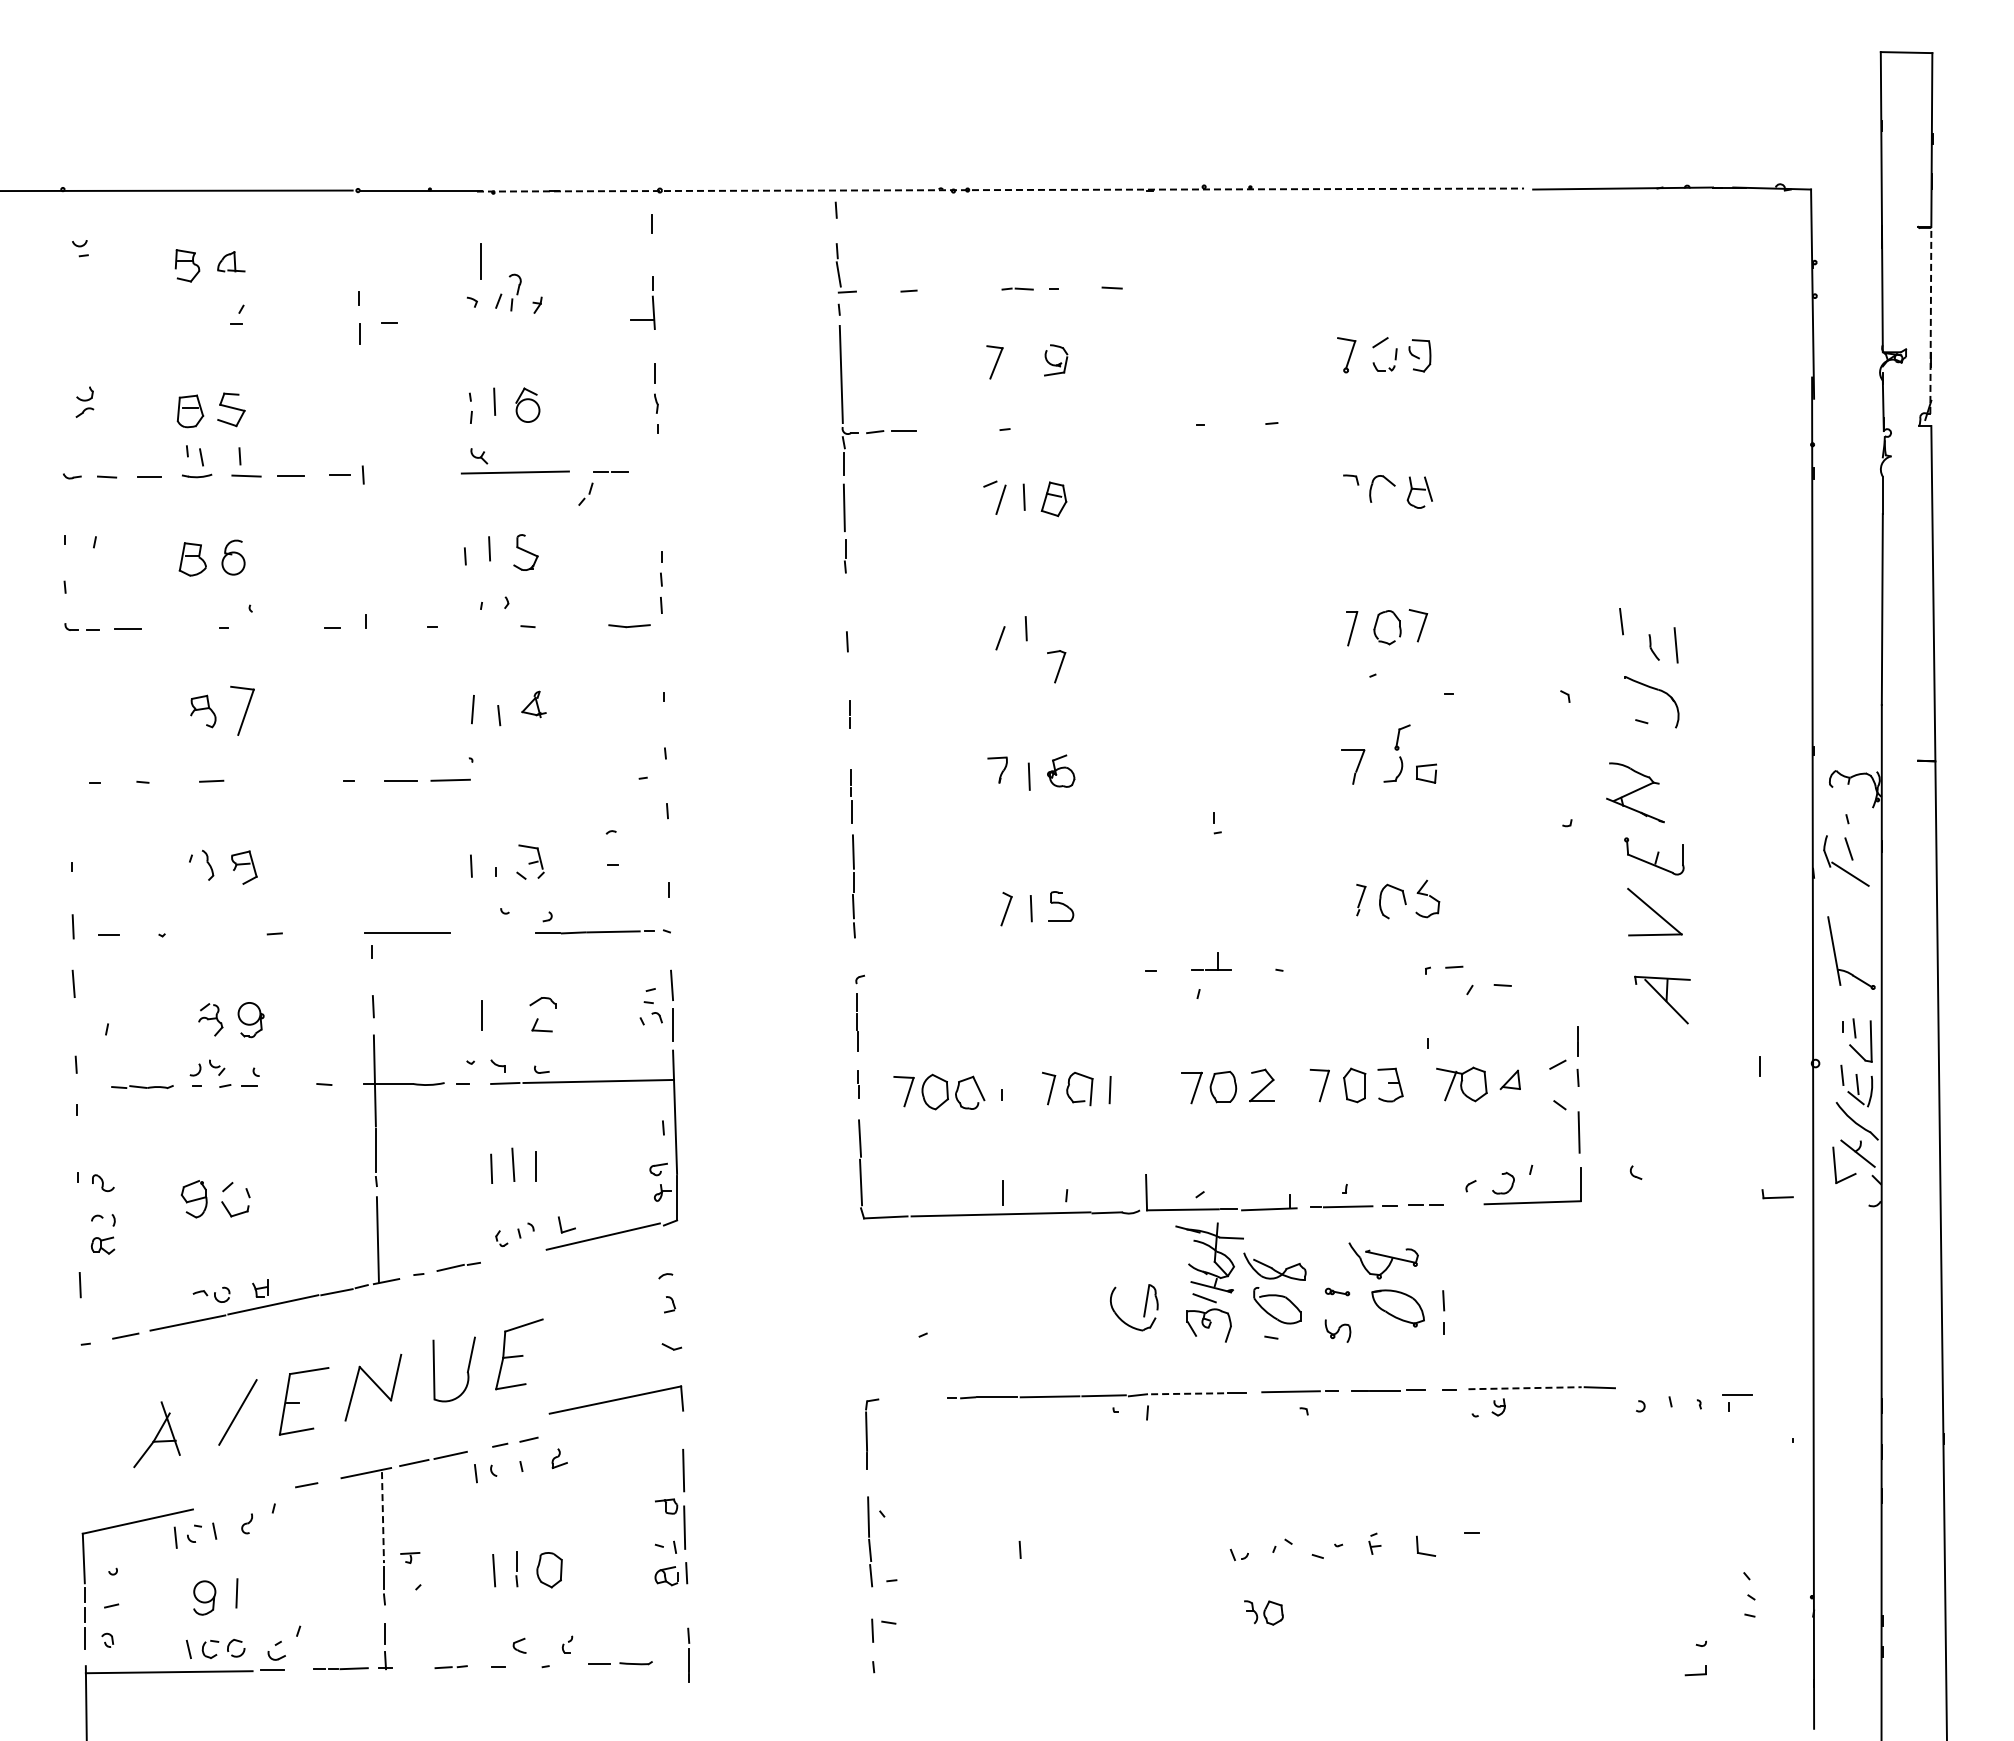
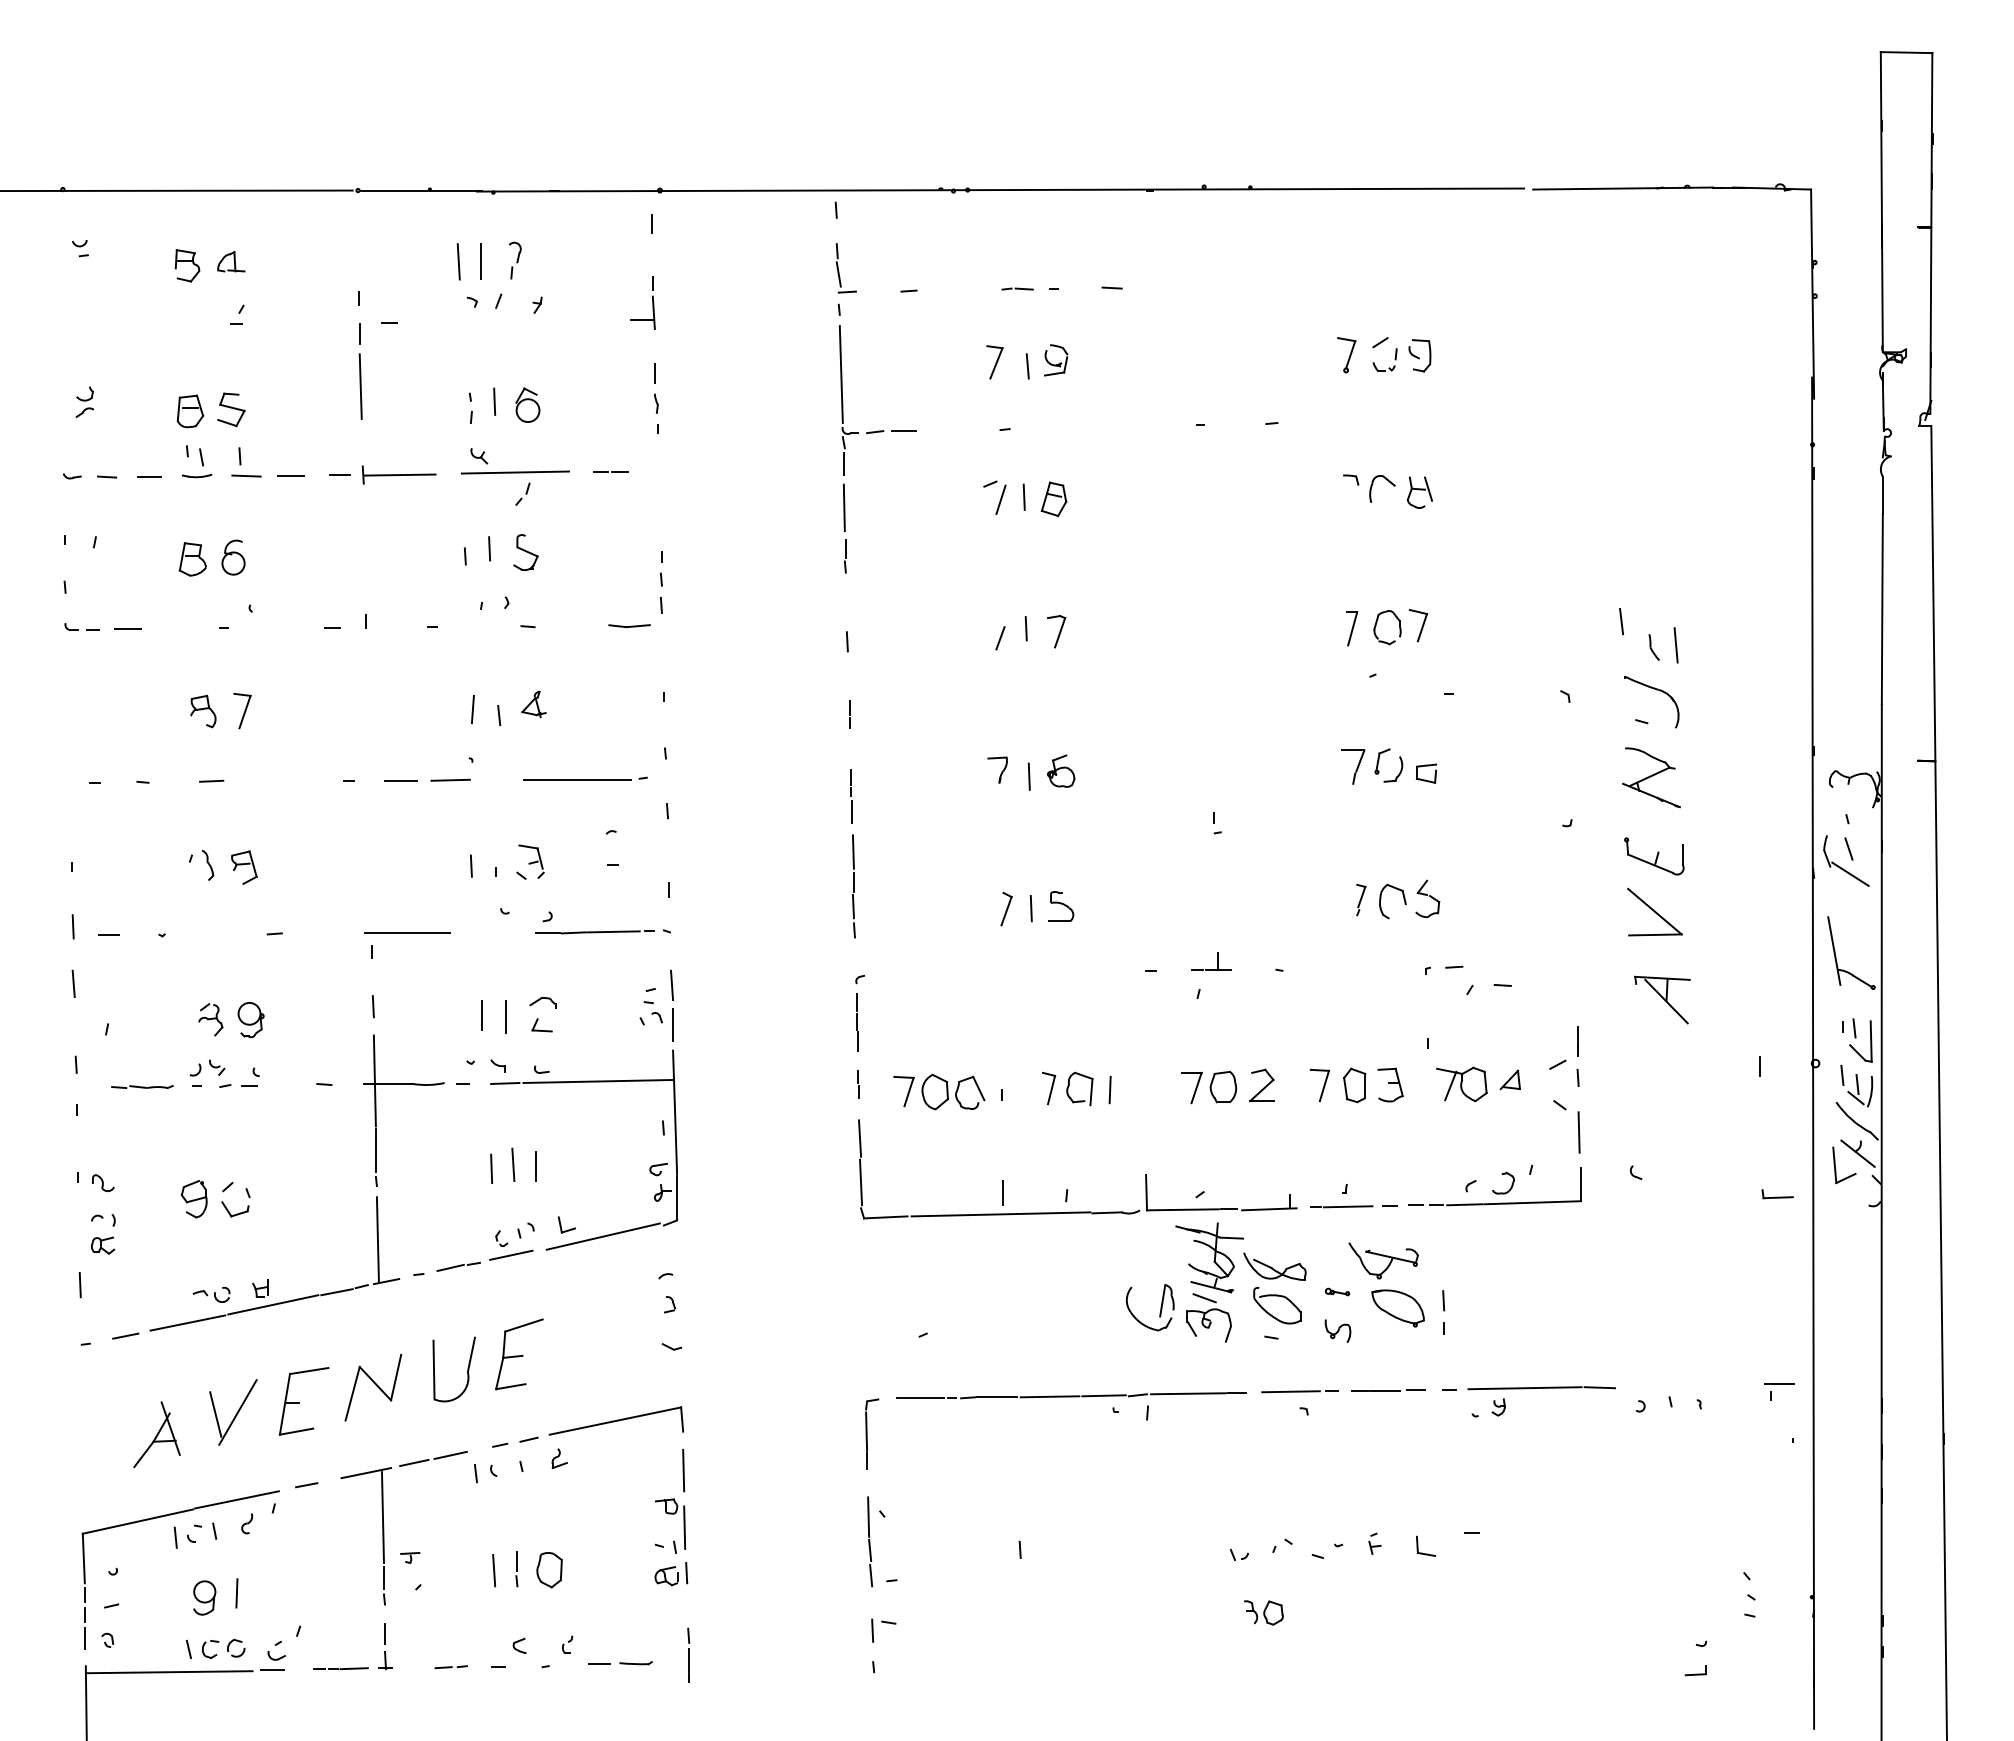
line: dashed -> solid (1000, 190)
line: none -> present (458, 261)
part position: (514, 292) -> (514, 260) (514, 260)
line: dashed -> solid (1930, 320)
line: none -> present (1027, 366)
line: none -> present (360, 386)
line: none -> present (399, 474)
part position: (585, 493) -> (522, 493) (522, 493)
part position: (1056, 666) -> (1056, 631) (1056, 631)
part size: 25x51 px -> 19x37 px (242, 711)
part position: (1402, 737) -> (1382, 761) (1382, 761)
line: none -> present (577, 779)
part position: (1635, 792) -> (1651, 777) (1651, 777)
line: none -> present (506, 1017)
line: none -> present (1464, 1204)
line: none -> present (511, 1254)
part position: (1144, 1307) -> (1160, 1307) (1160, 1307)
line: dashed -> solid (1525, 1388)
line: dashed -> solid (1188, 1393)
part position: (1737, 1395) -> (1779, 1384) (1779, 1384)
line: none -> present (920, 1398)
part position: (615, 1399) -> (615, 1420) (615, 1420)
line: none -> present (215, 1414)
line: none -> present (236, 1499)
line: dashed -> solid (383, 1518)
